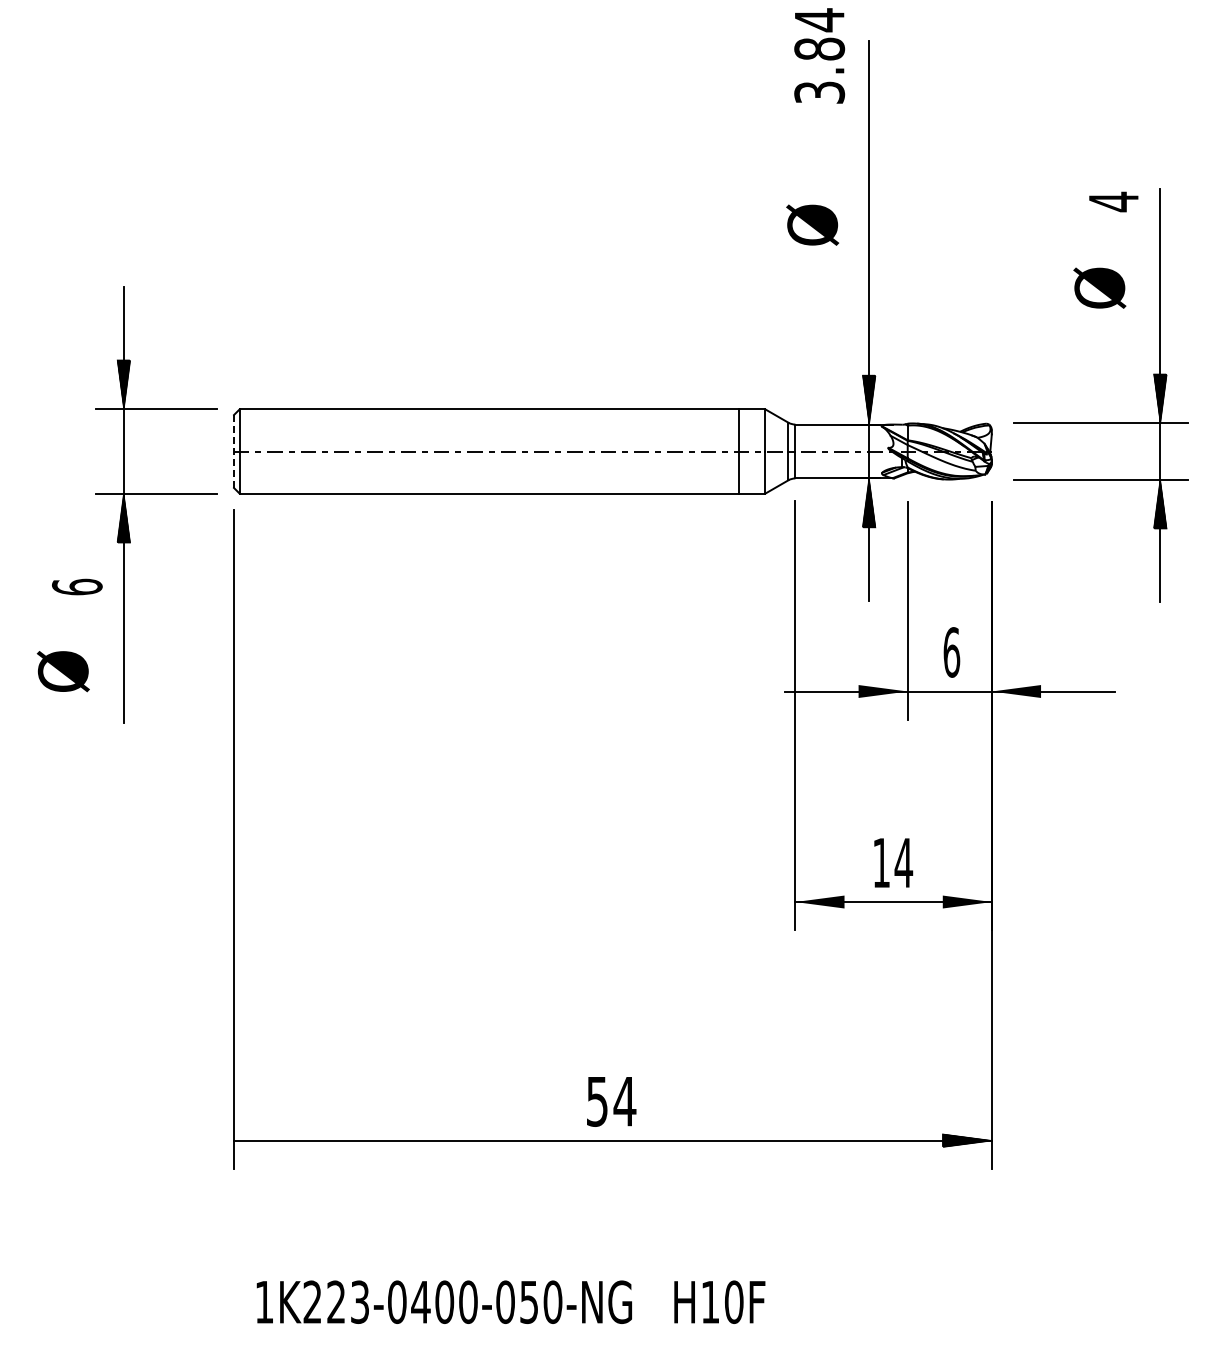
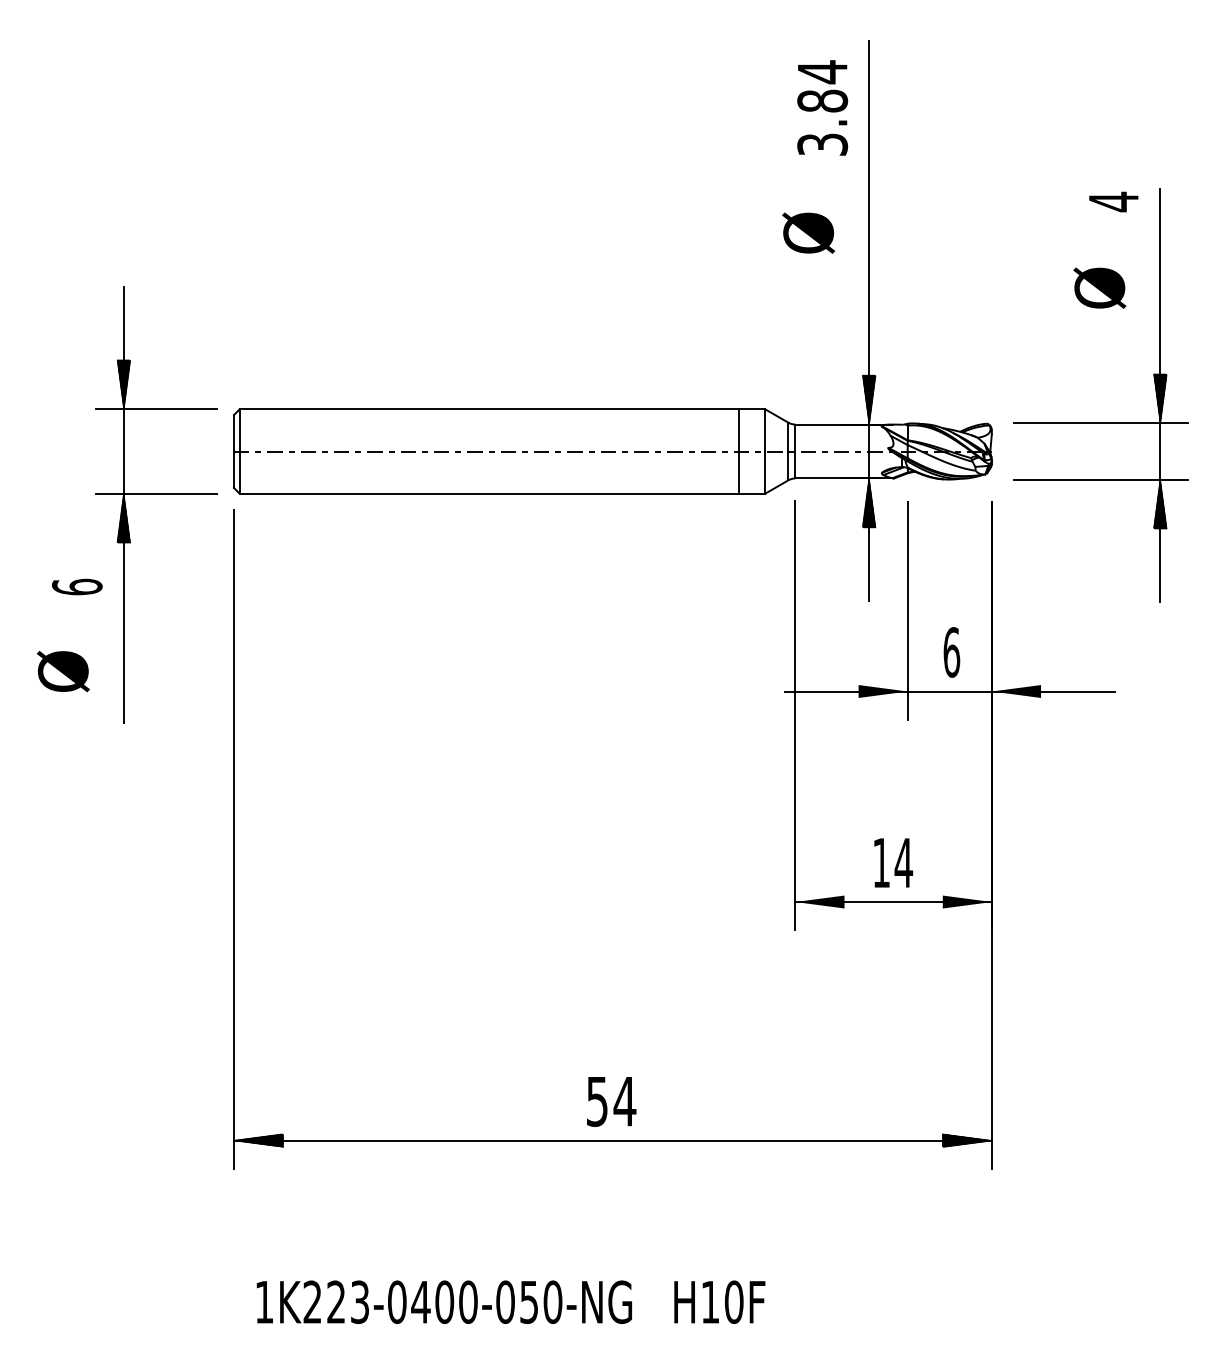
text position: (819, 55) -> (822, 107) (822, 107)
text position: (812, 224) -> (808, 232) (808, 232)
line: dashed -> solid (234, 451)
hatch: none -> present (258, 1140)
